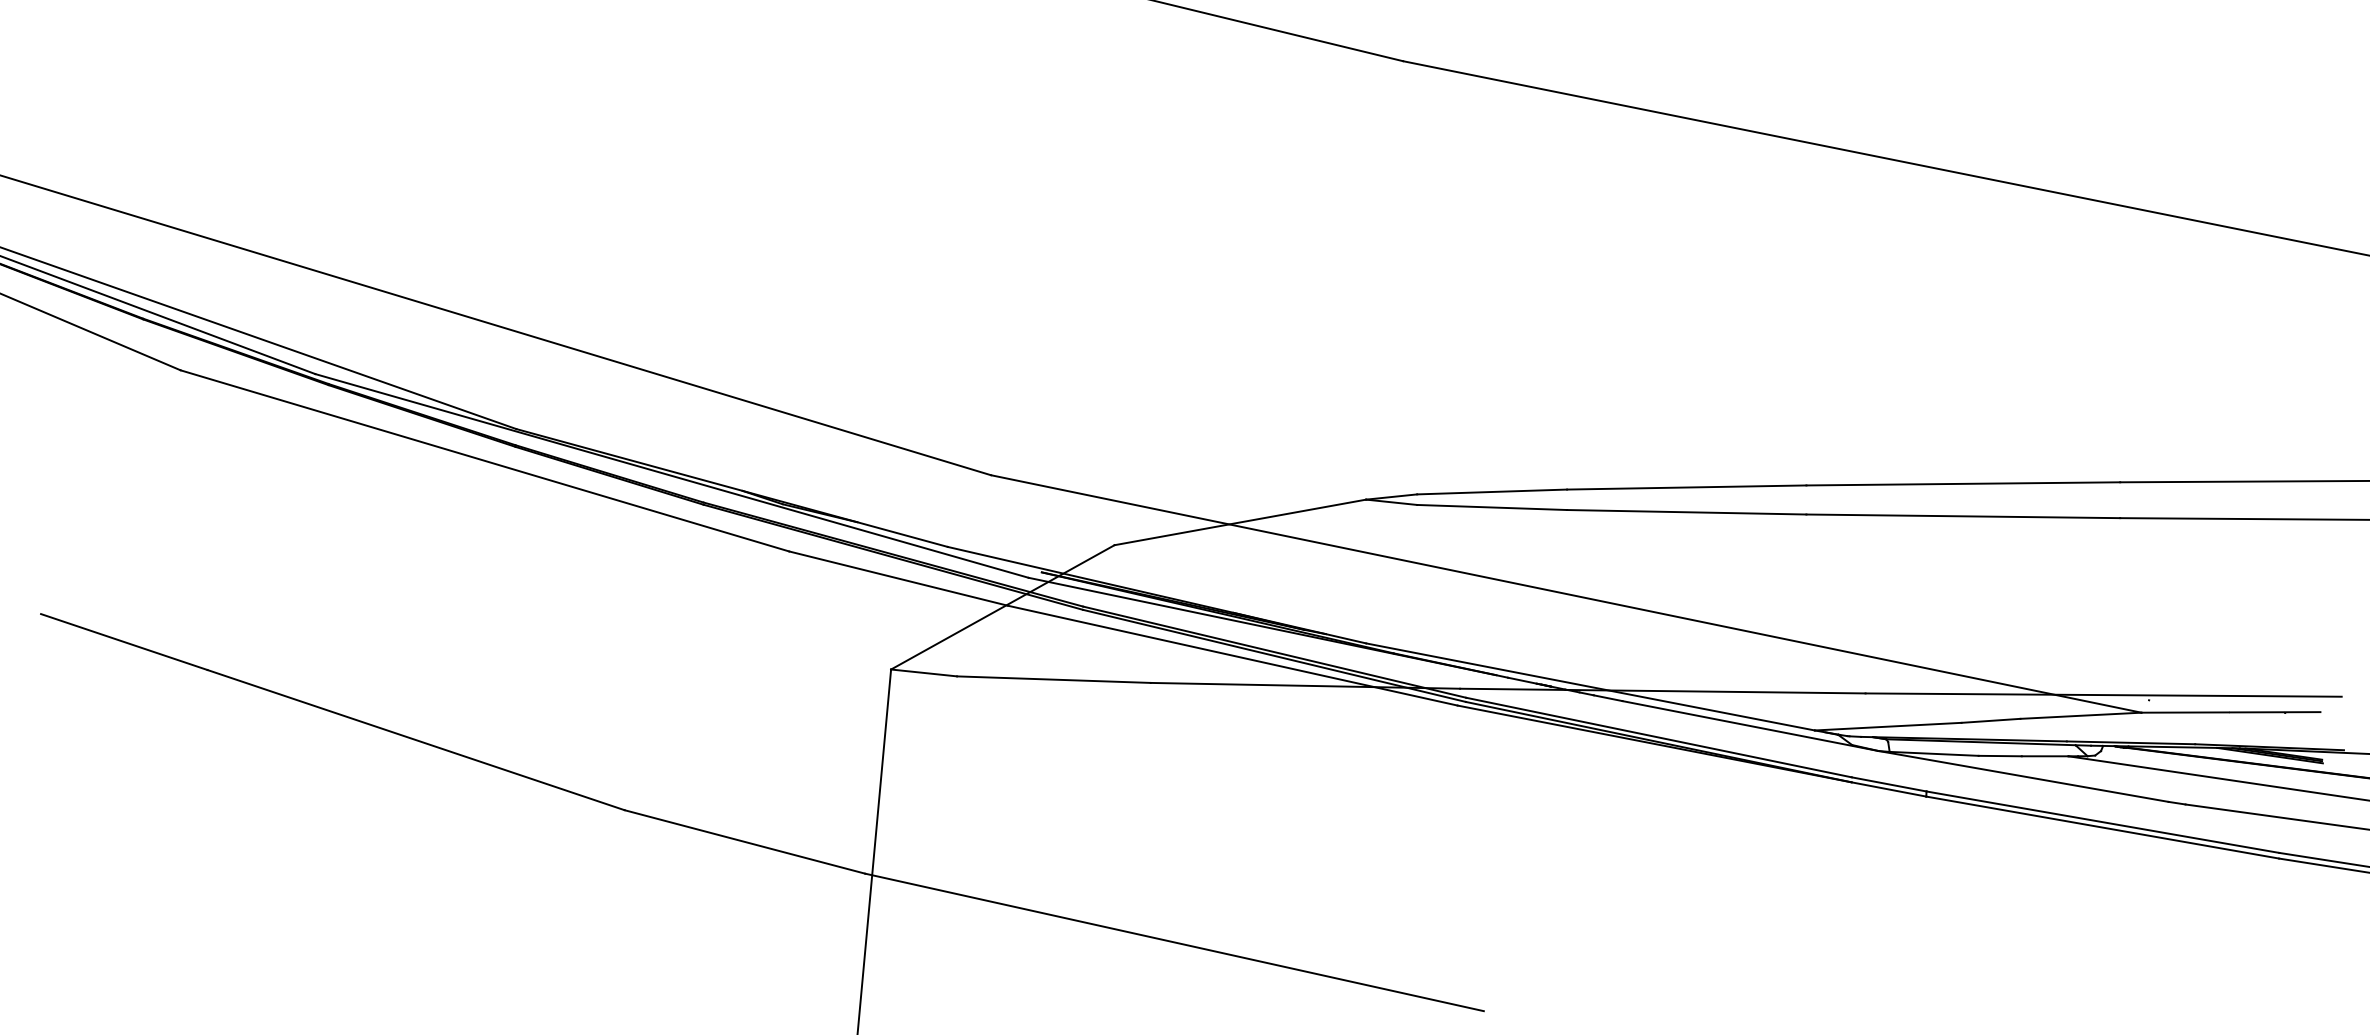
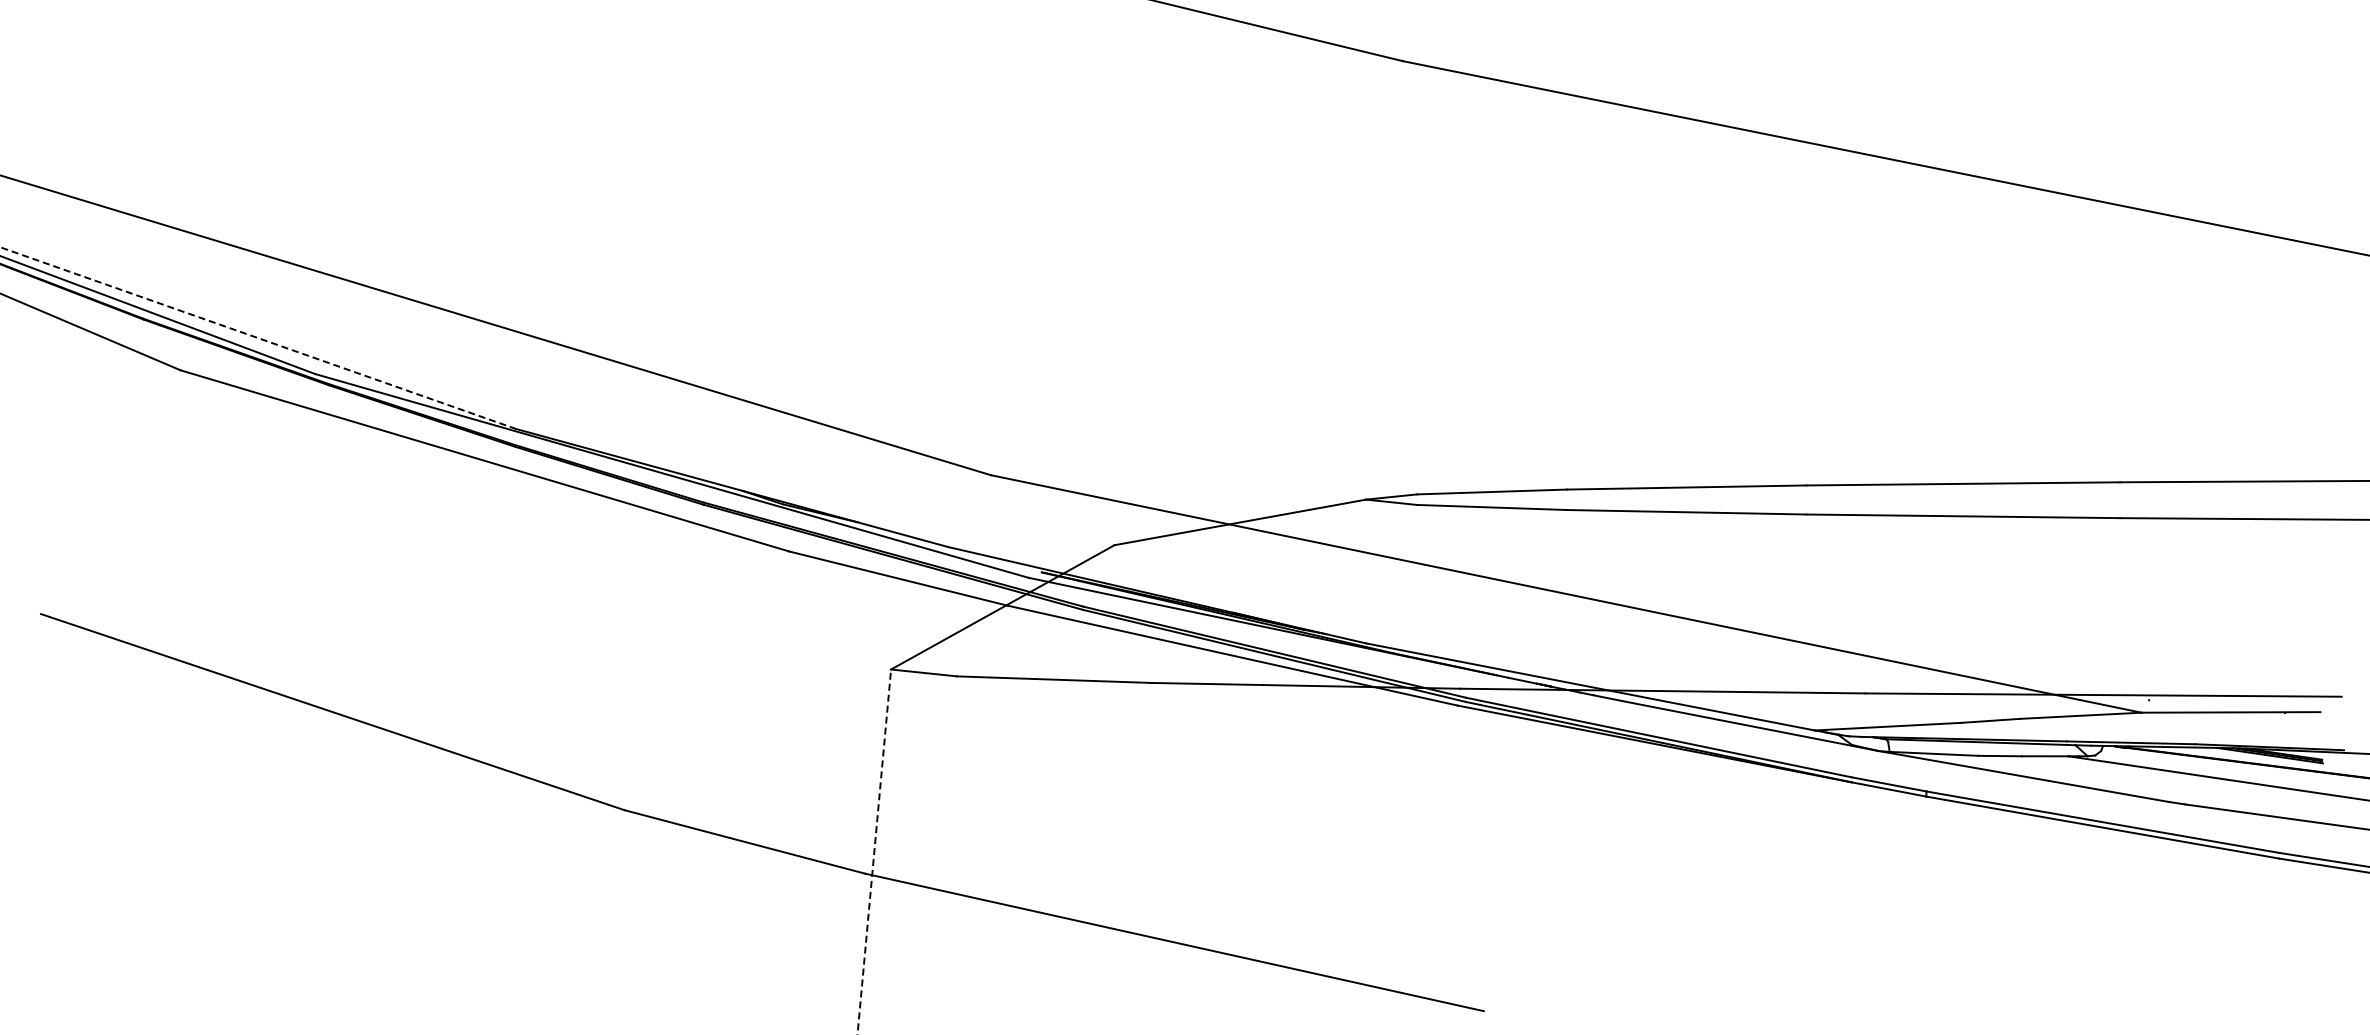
line: solid -> dashed (258, 338)
line: solid -> dashed (874, 851)
